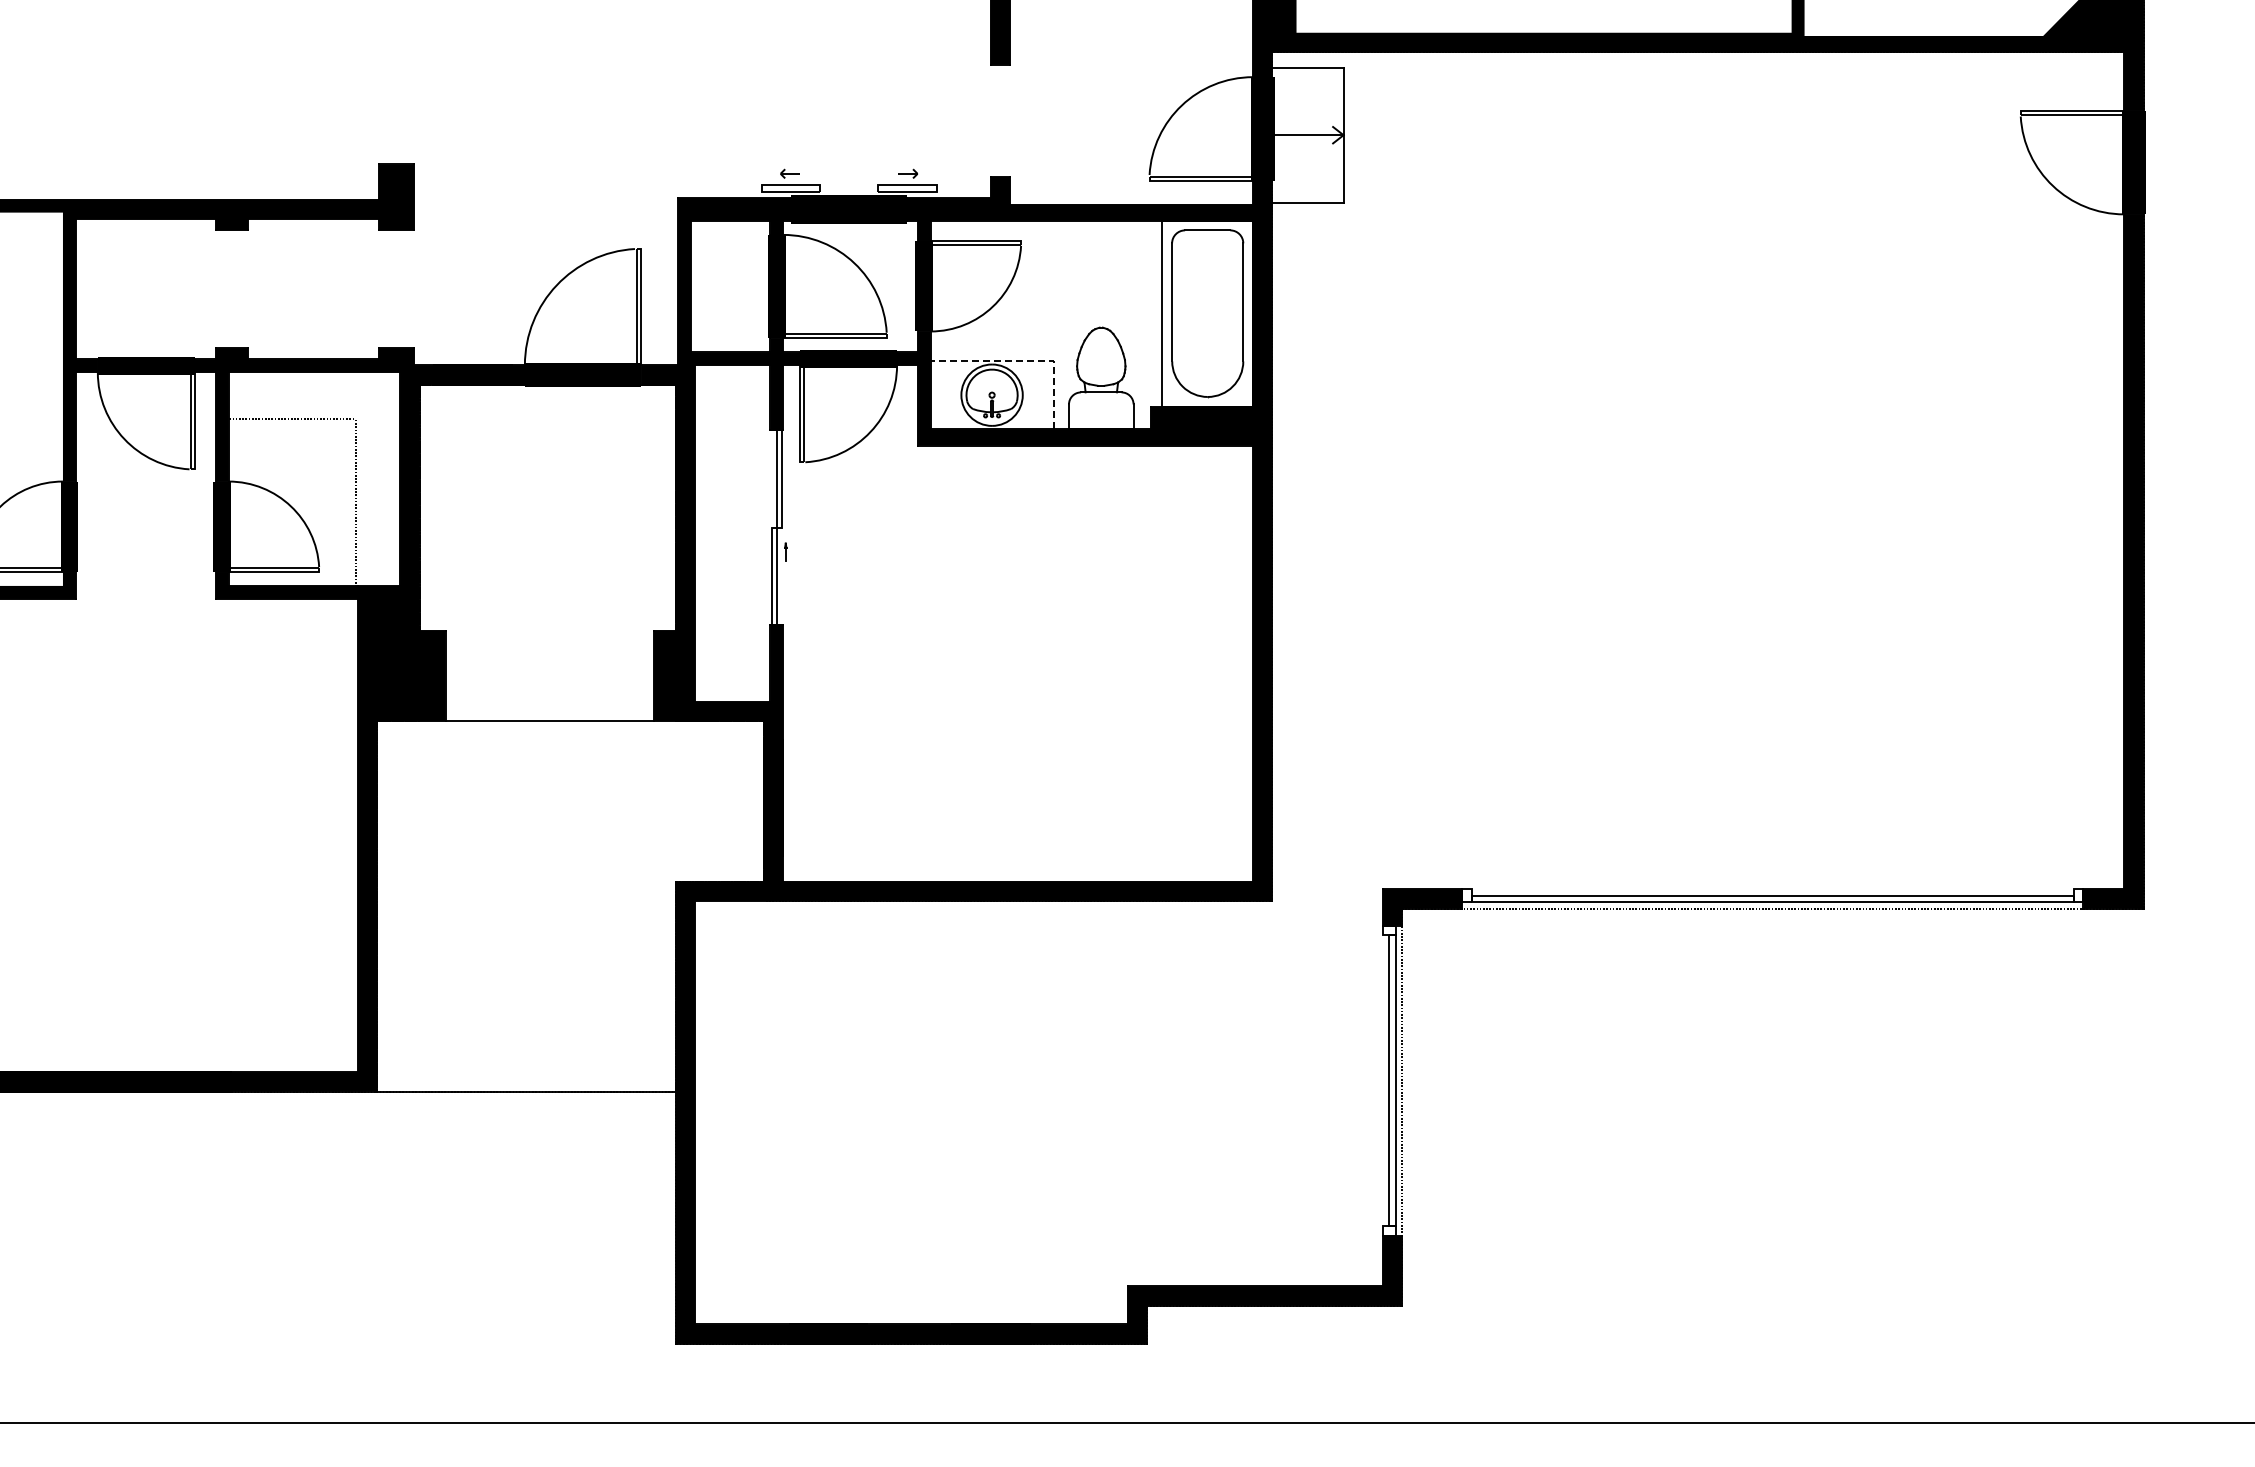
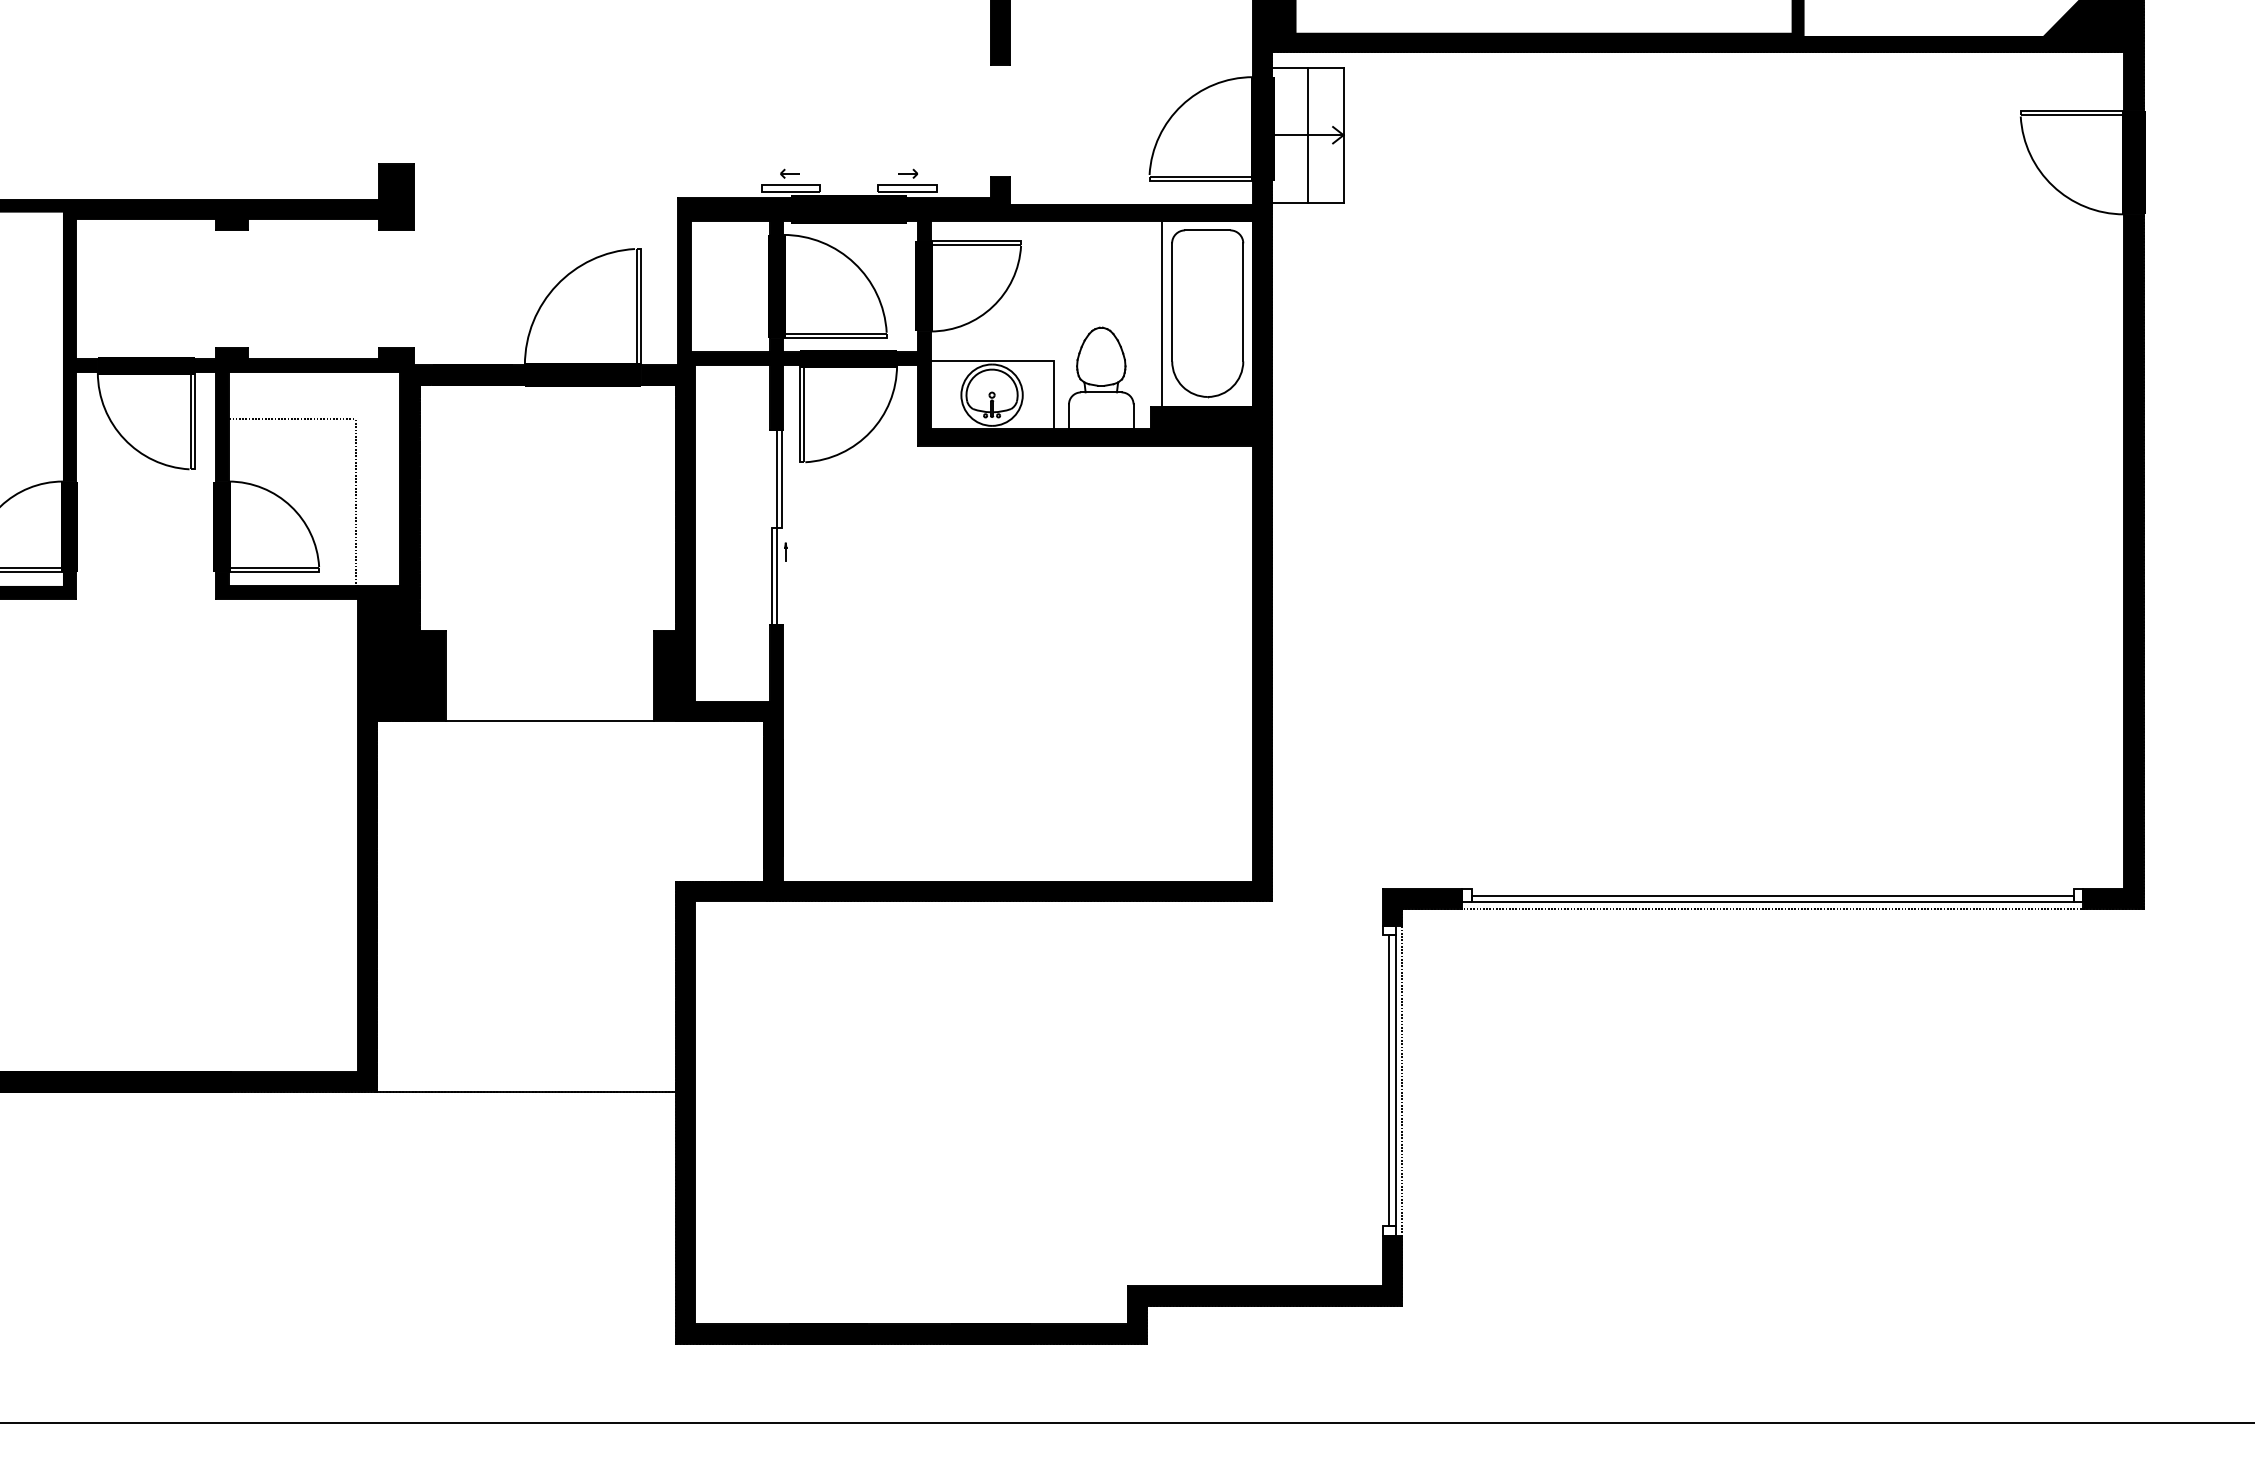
line: none -> present (1308, 134)
line: dashed -> solid (1026, 361)
